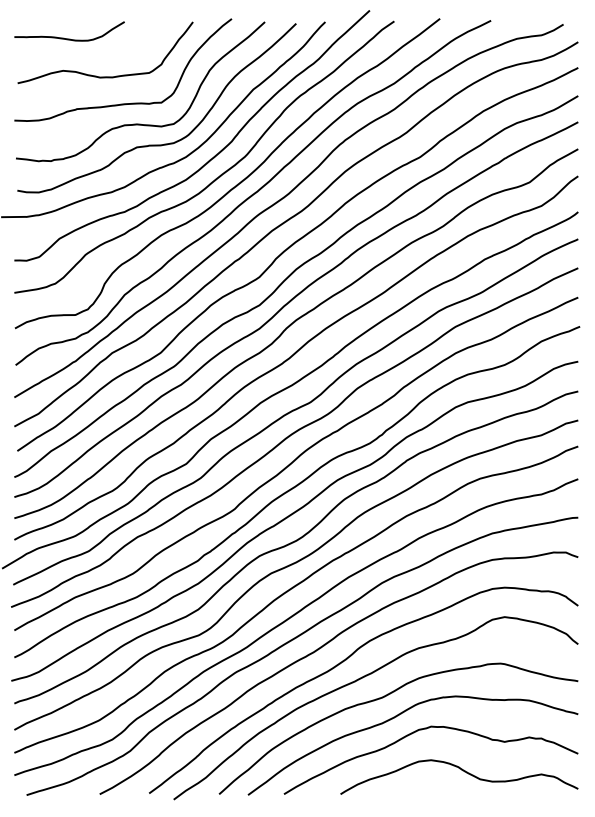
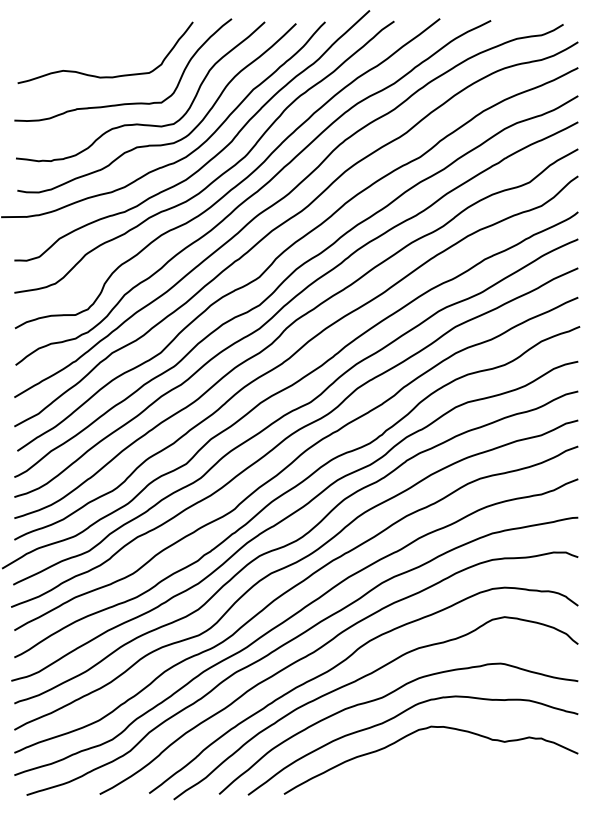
curve: present -> none (69, 38)
curve: present -> none (461, 770)
